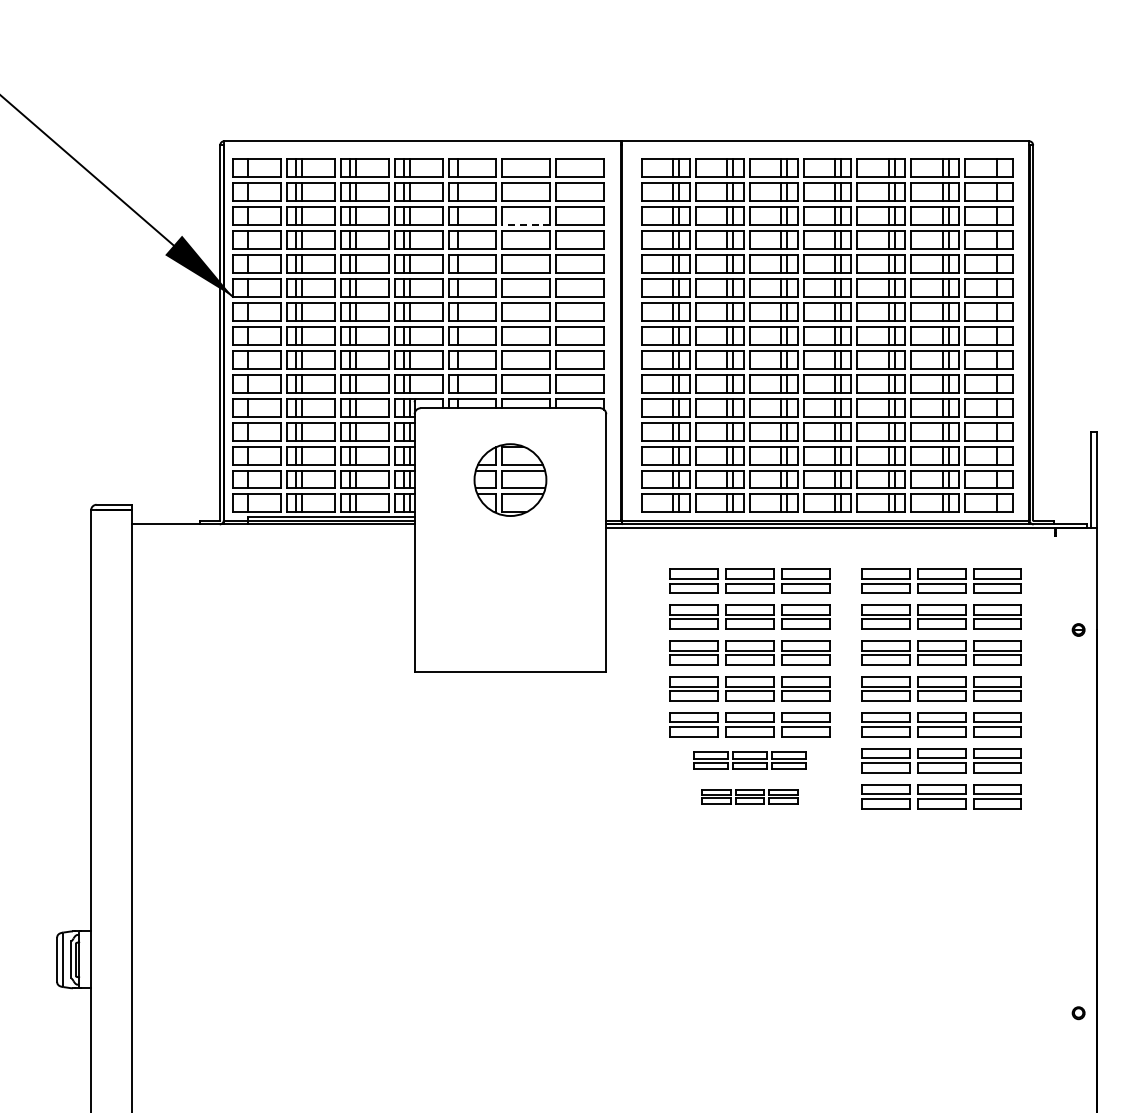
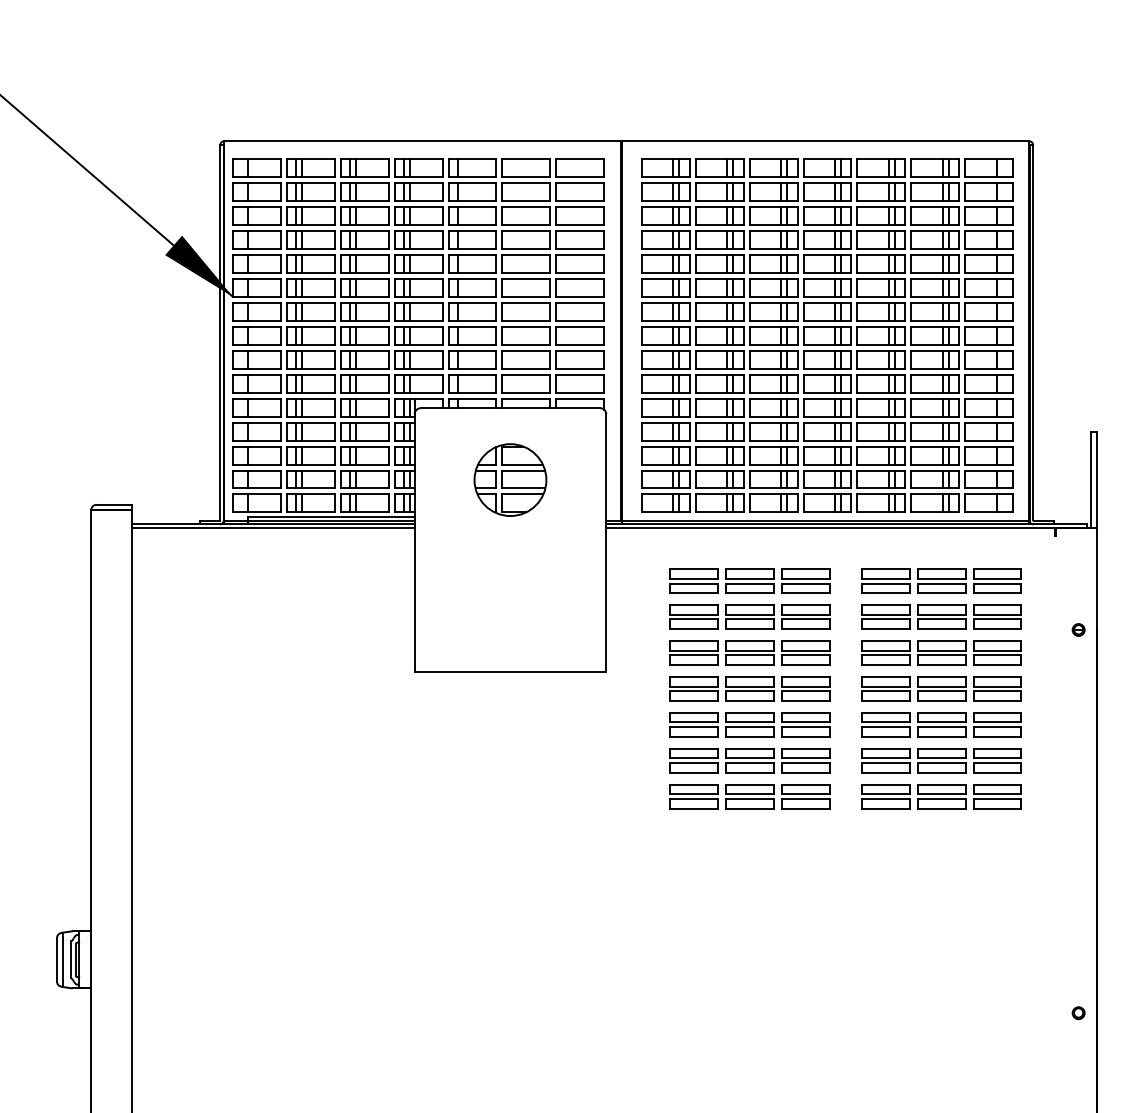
line: dashed -> solid (526, 225)
line: none -> present (273, 528)
part size: 114x19 px -> 162x26 px (749, 760)
part size: 98x16 px -> 162x26 px (749, 796)
